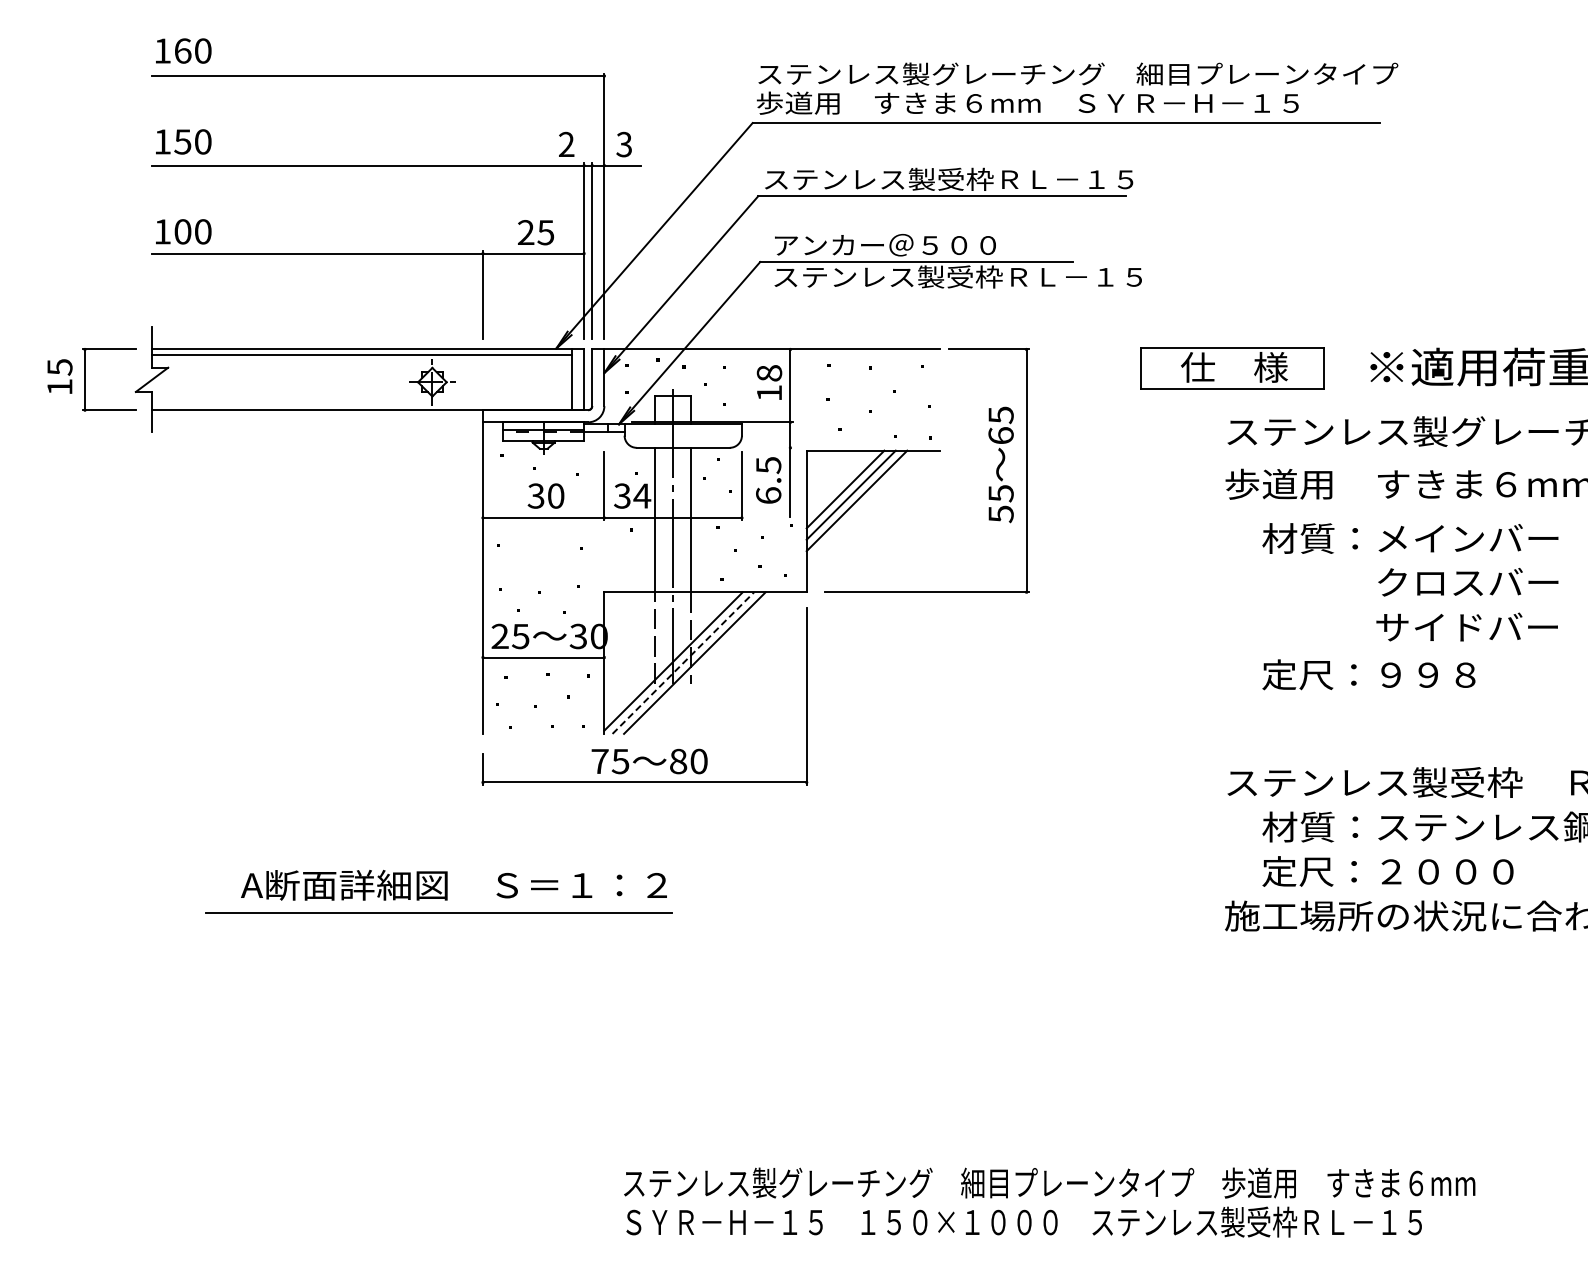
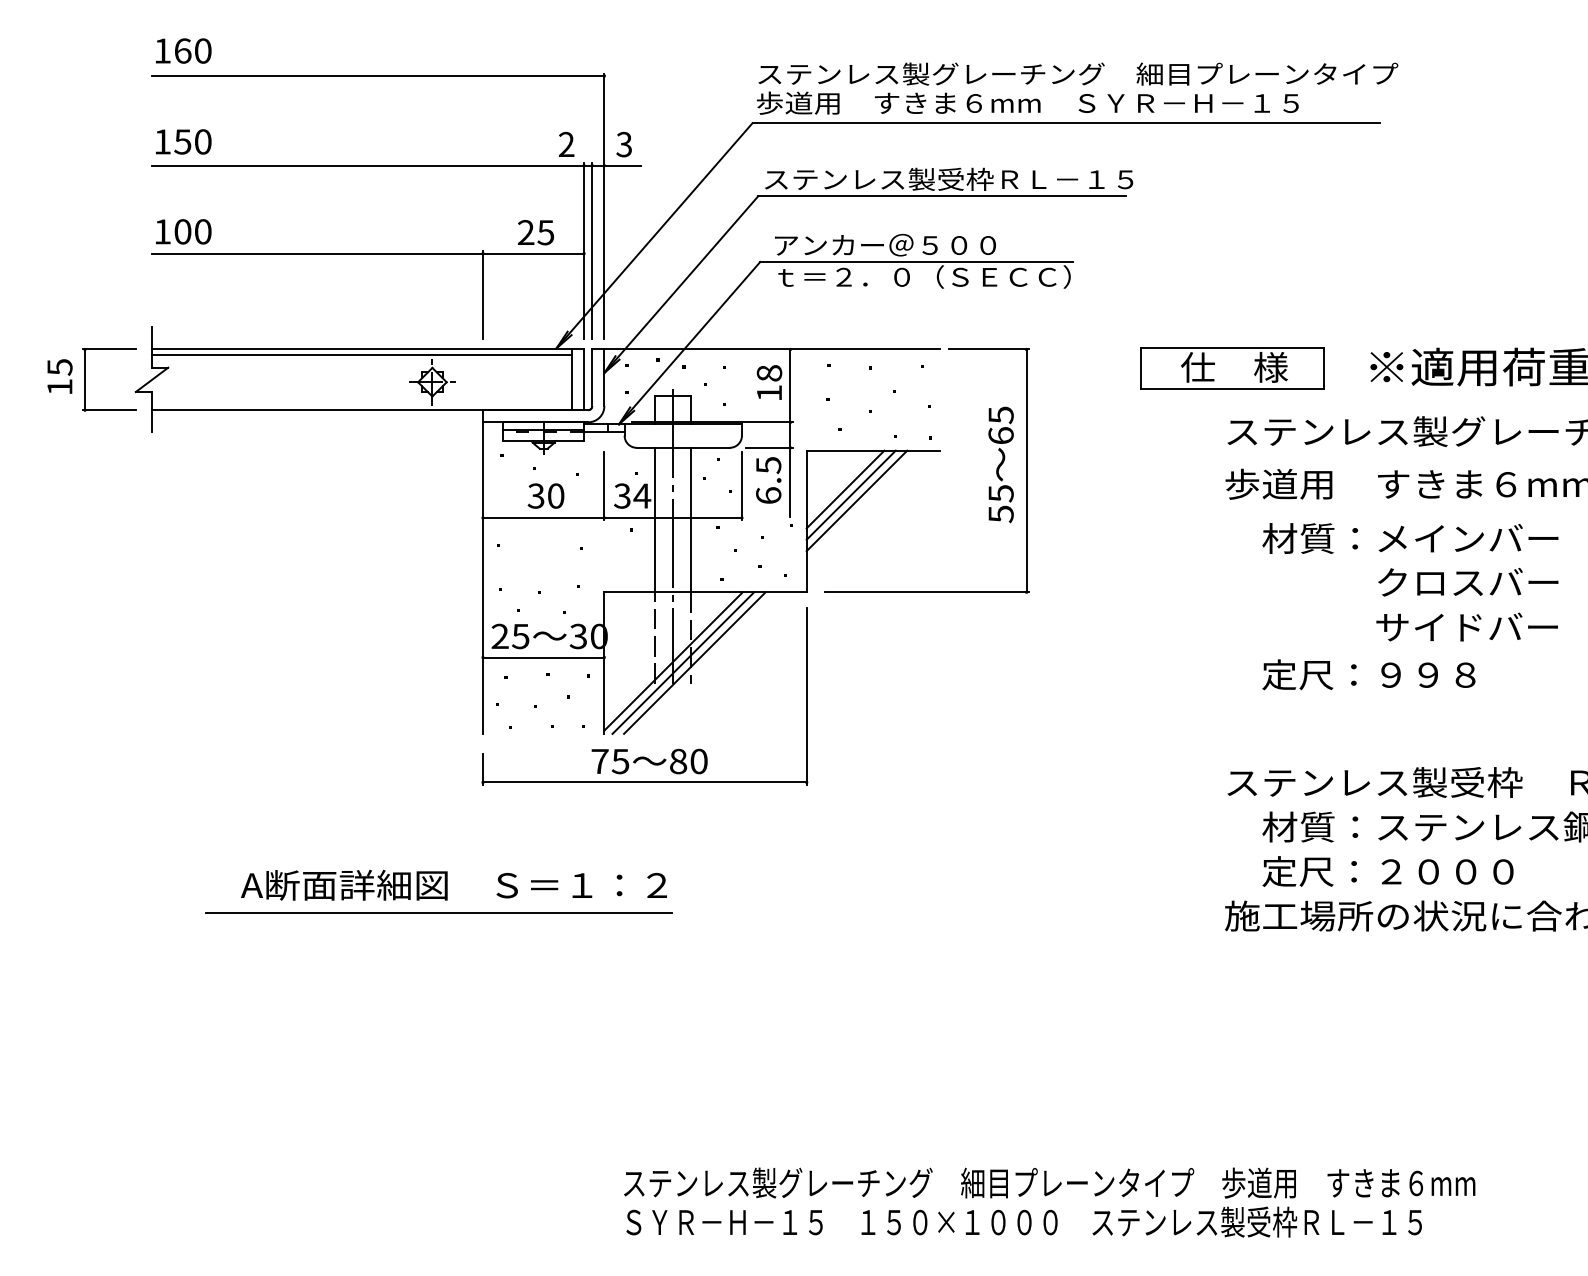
text: ステンレス製受枠ＲＬ－１５ -> ｔ＝２．０（ＳＥＣＣ） (957, 276)
line: none -> present (769, 447)
line: dashed -> solid (683, 662)
